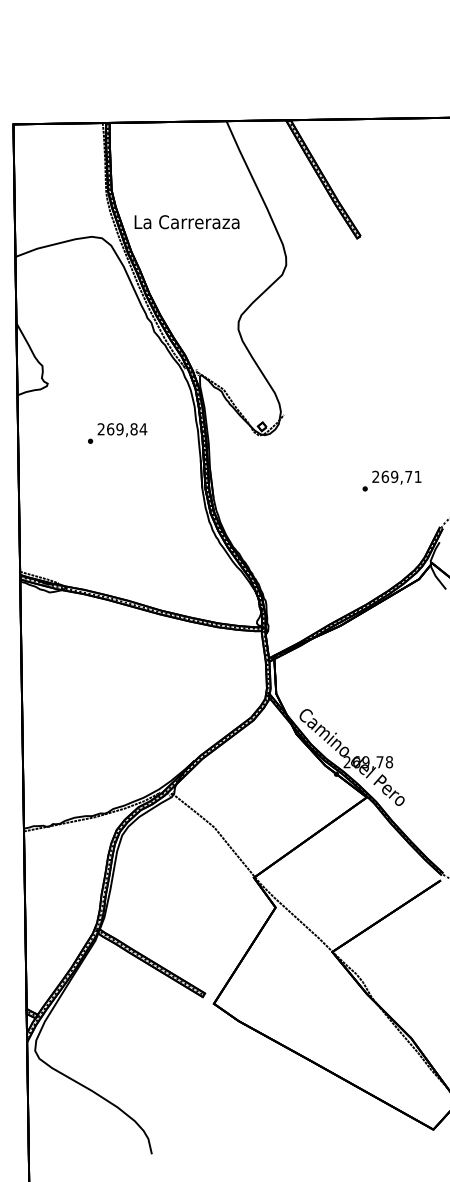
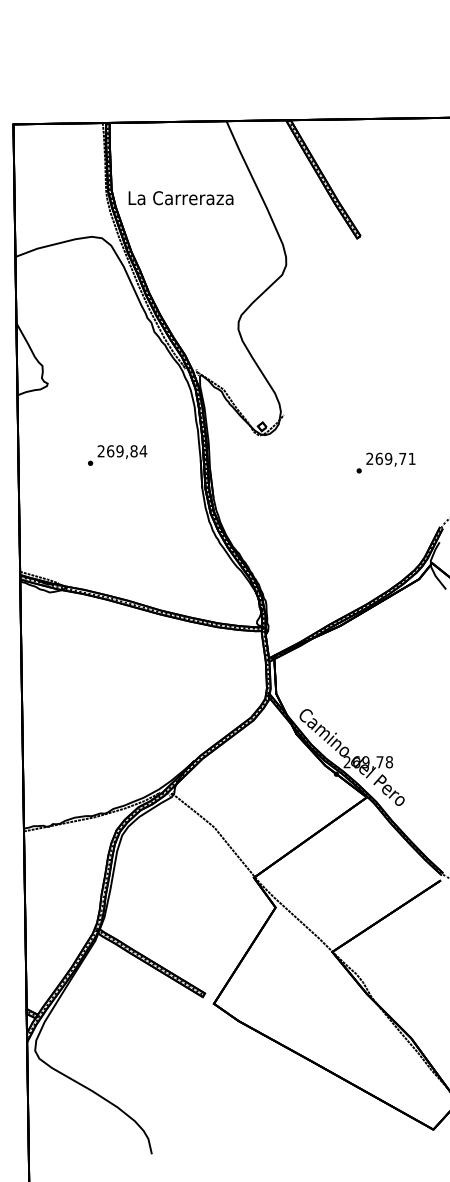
text position: (186, 222) -> (180, 198) (180, 198)
text position: (117, 433) -> (117, 455) (117, 455)
text position: (391, 480) -> (385, 462) (385, 462)
